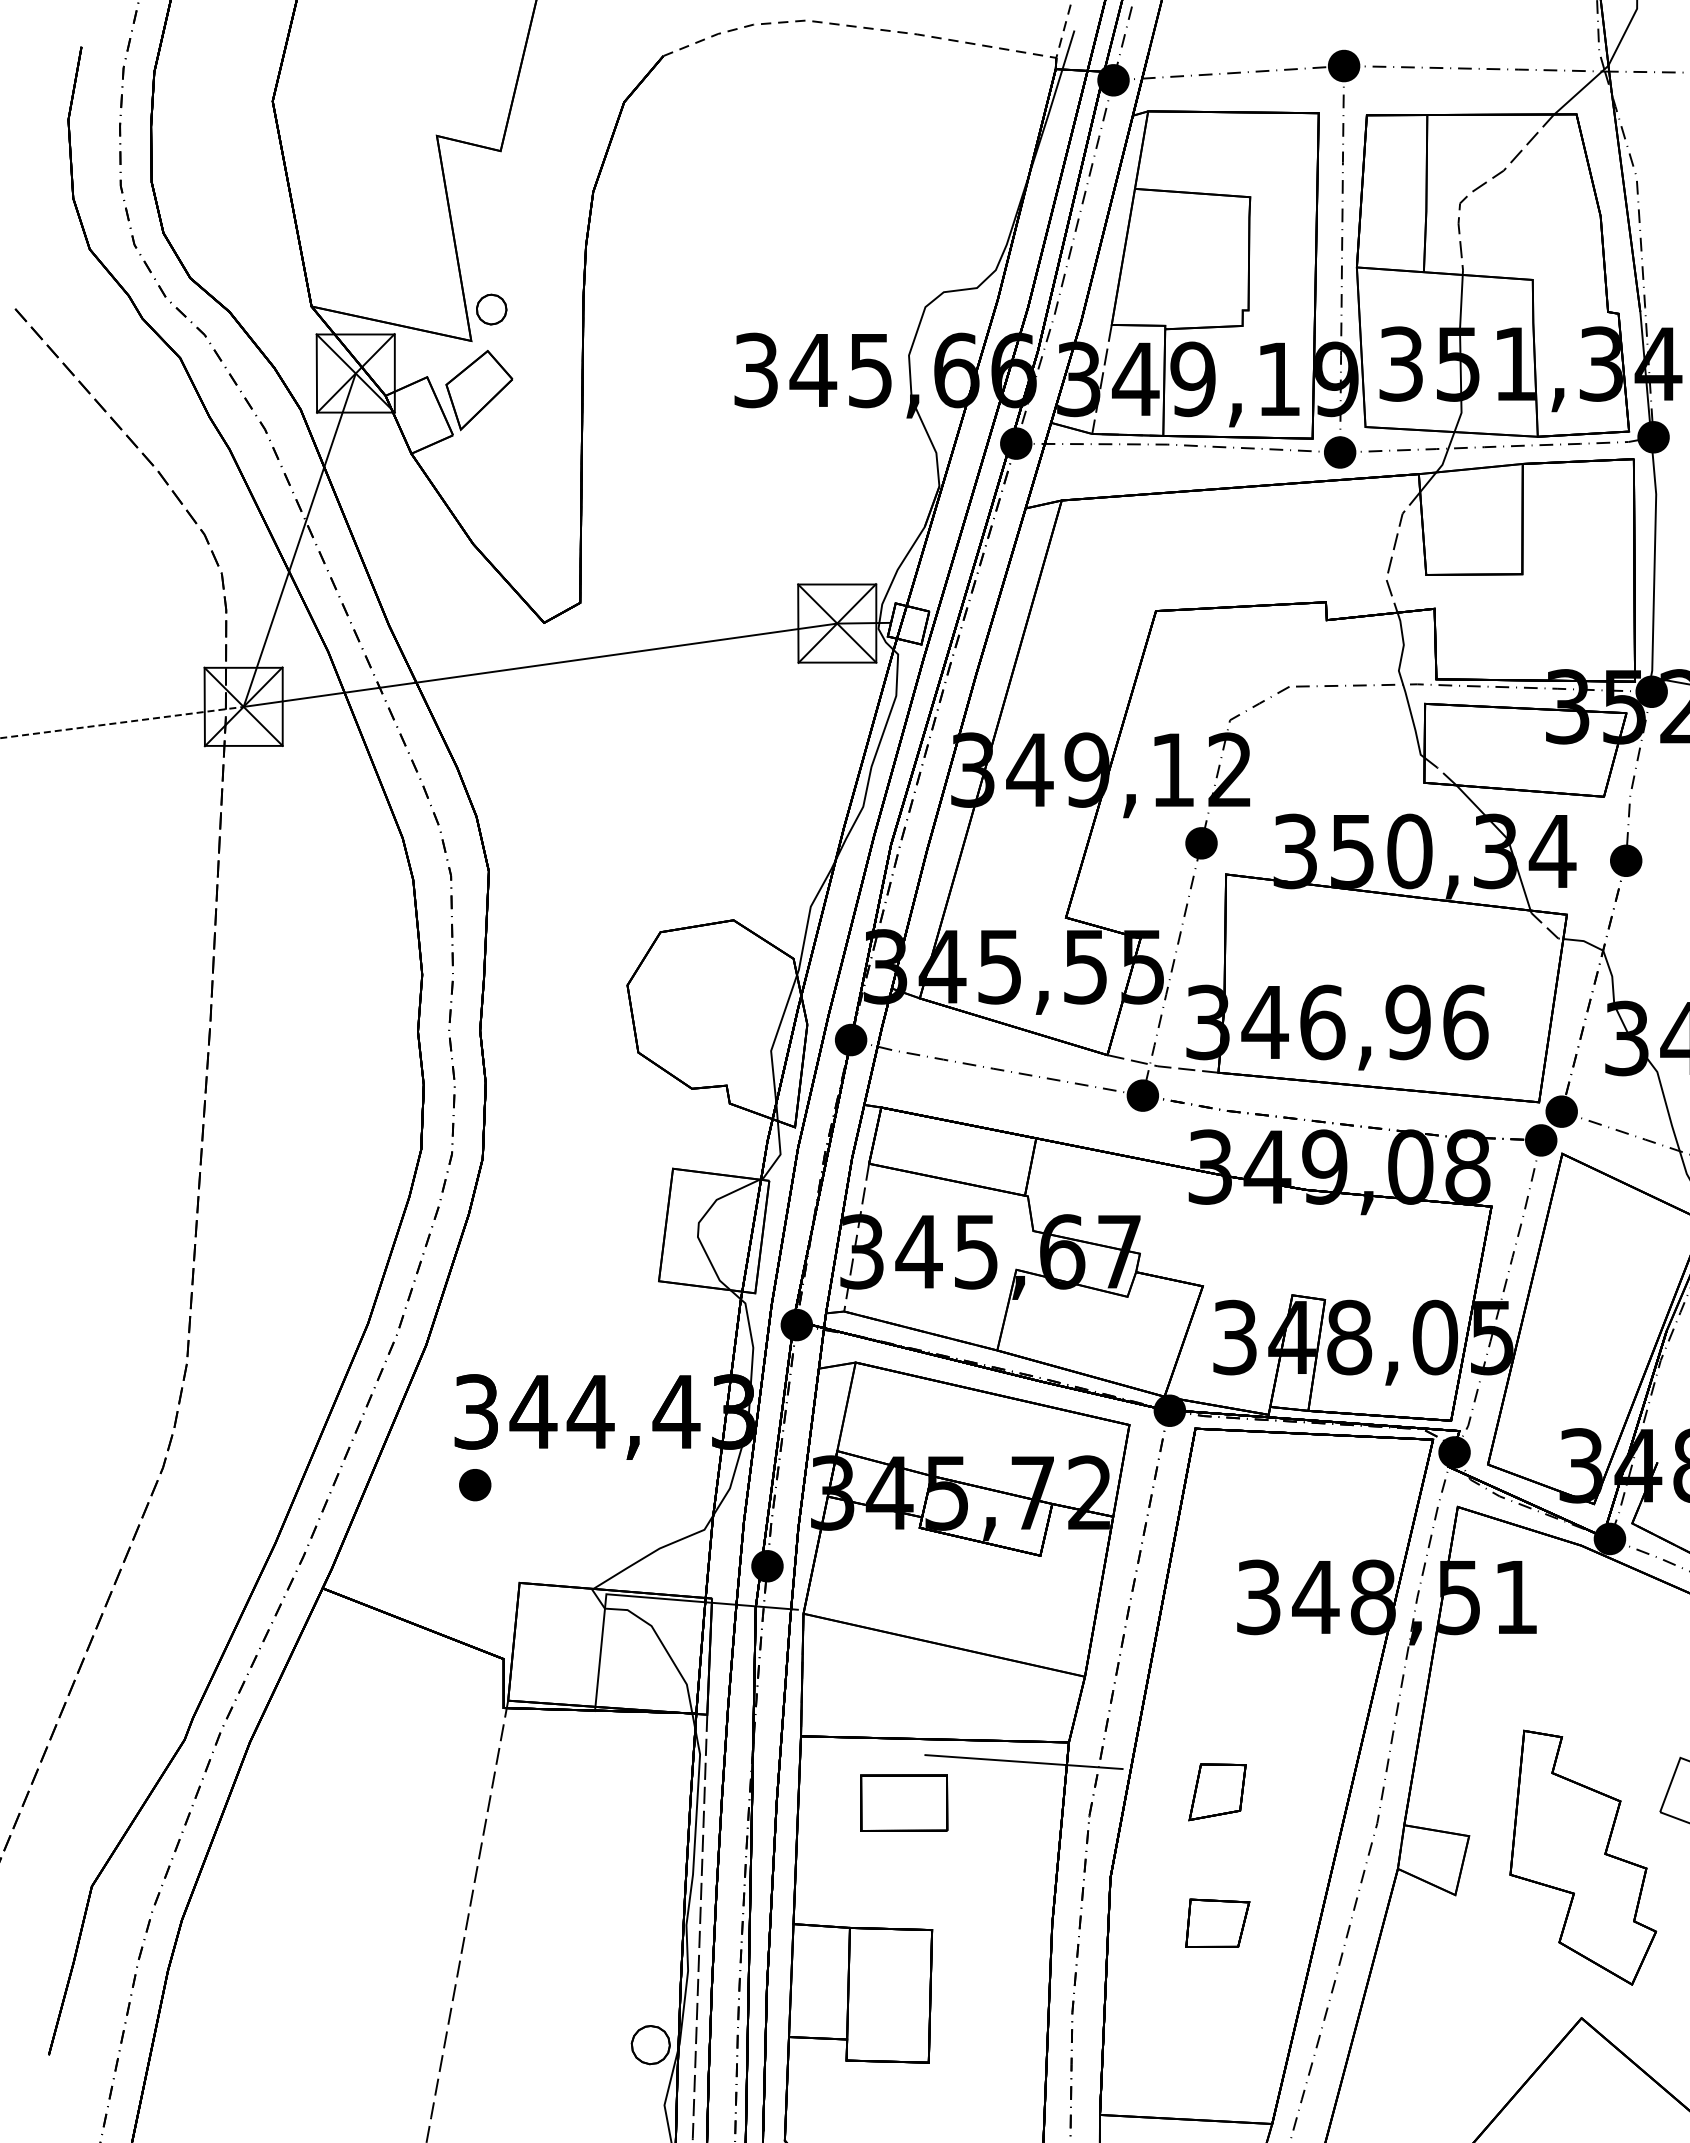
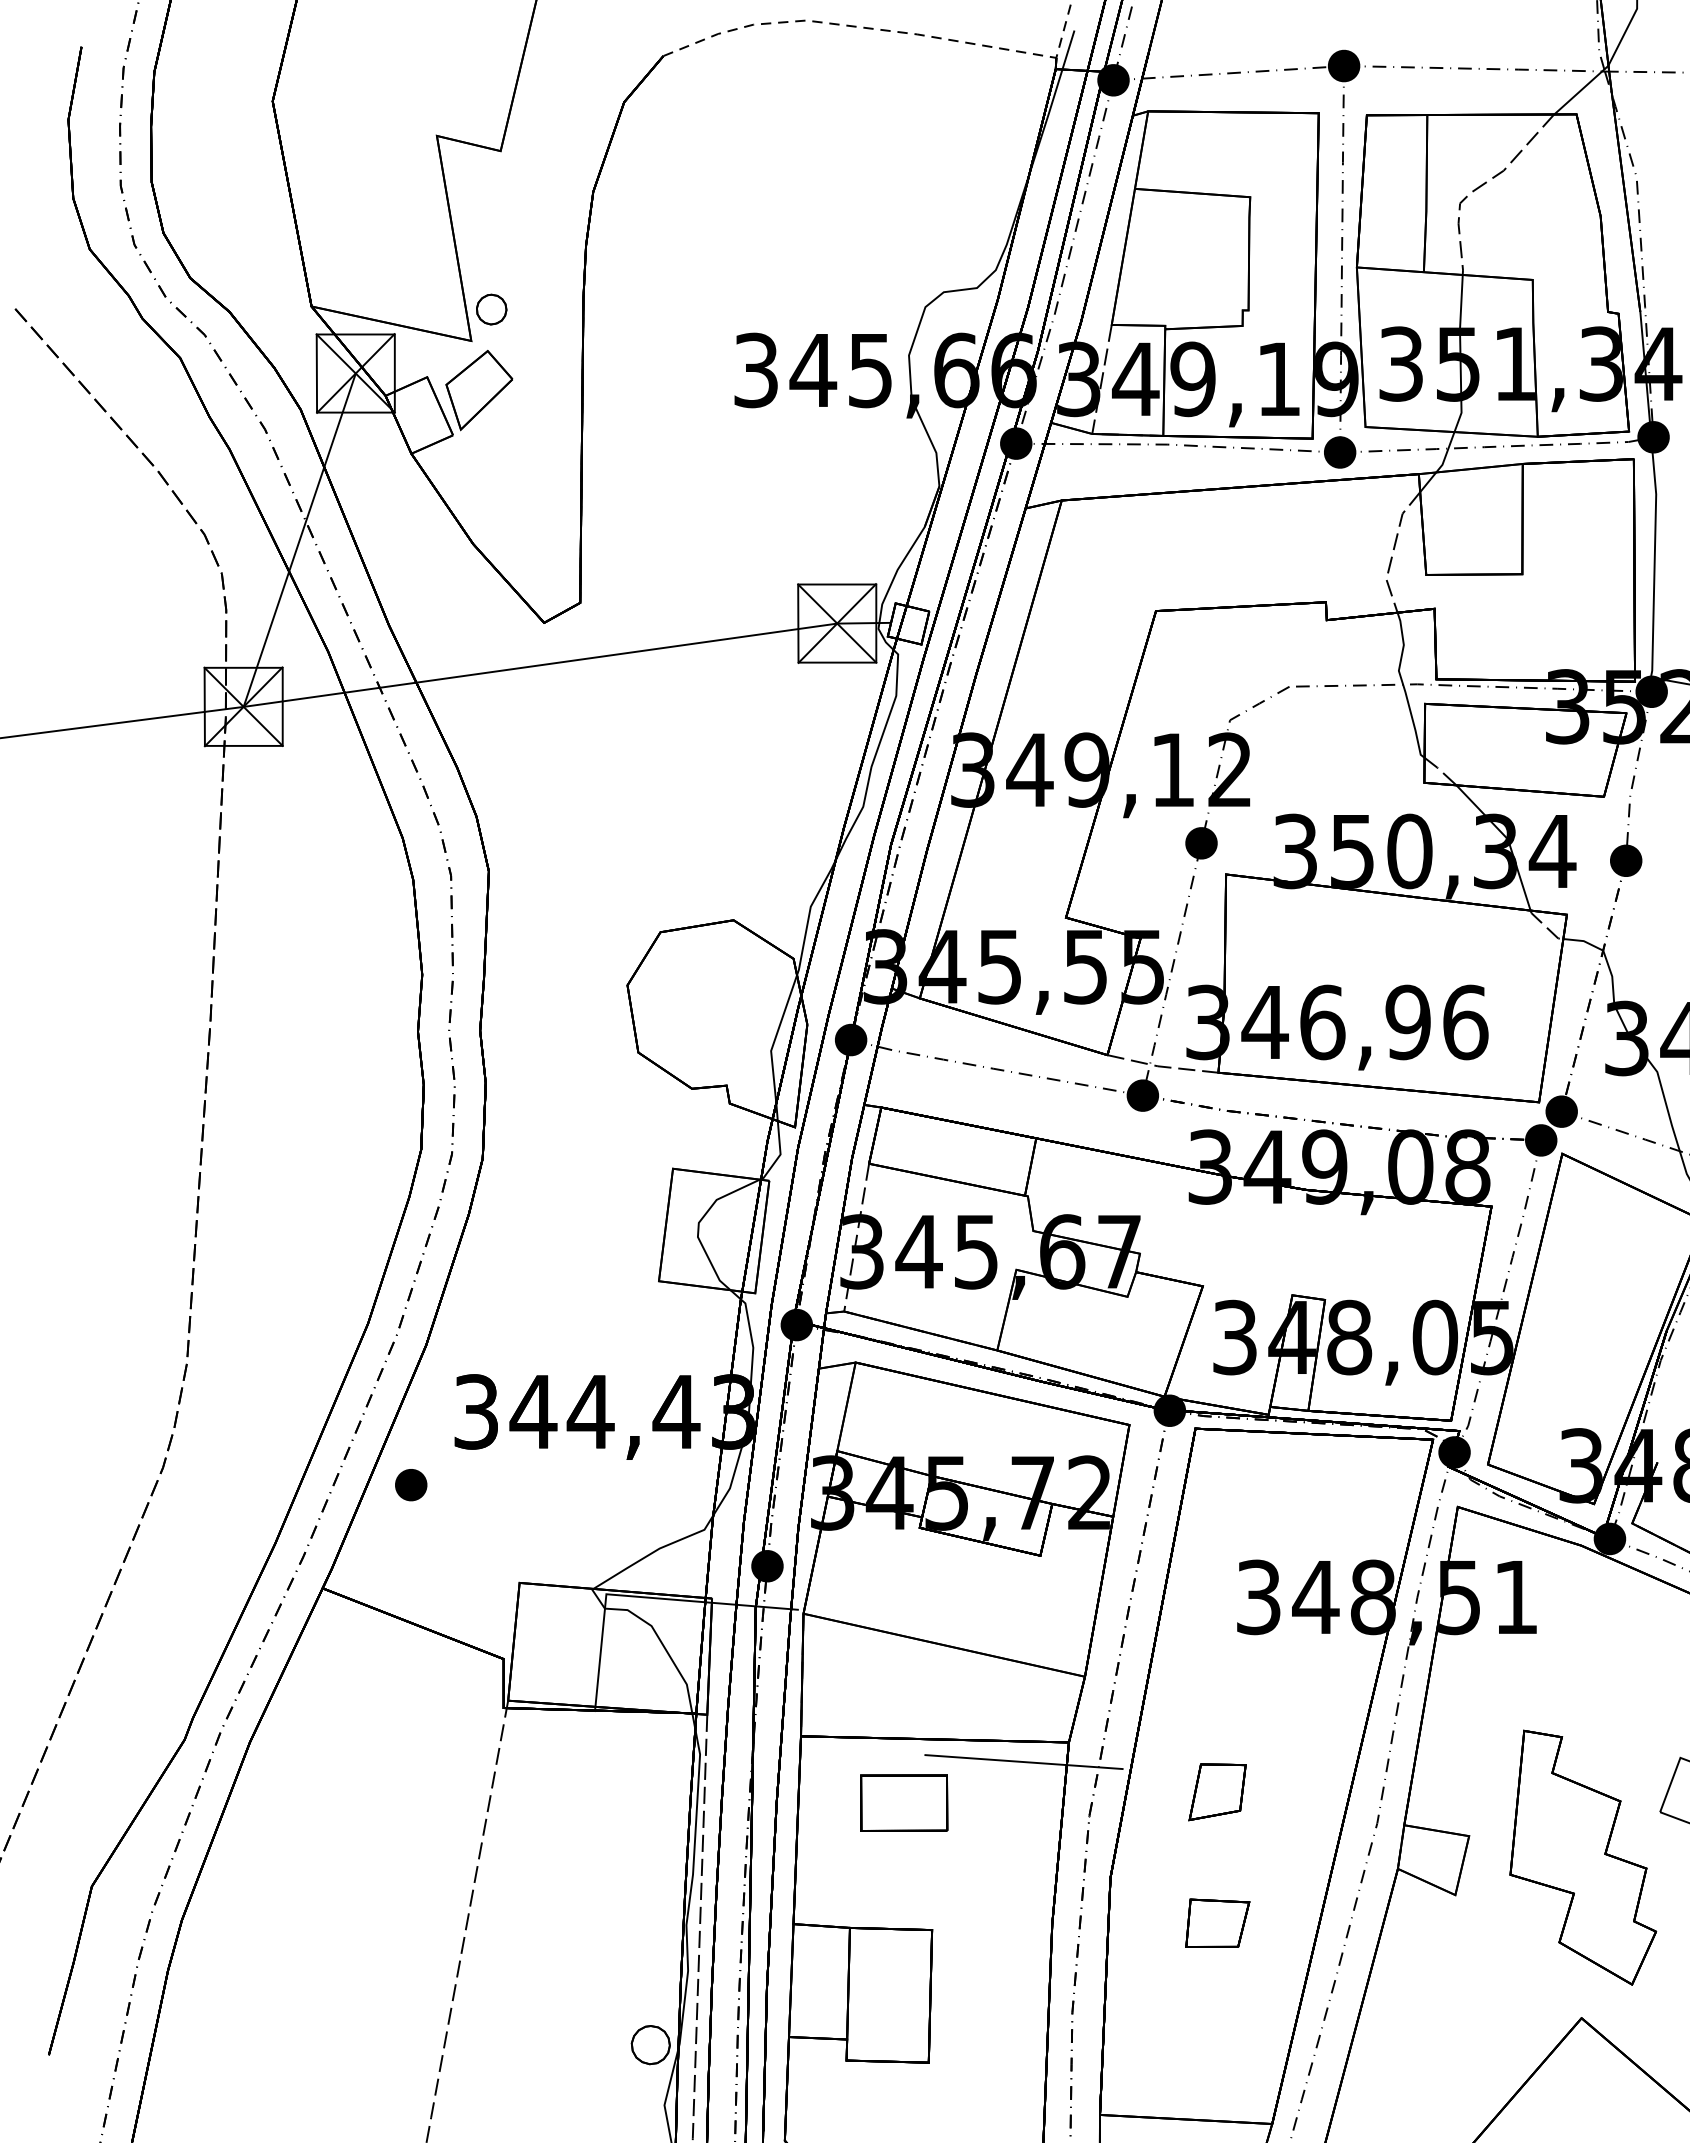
line: dashed -> solid (122, 722)
part position: (475, 1485) -> (411, 1485) (411, 1485)
